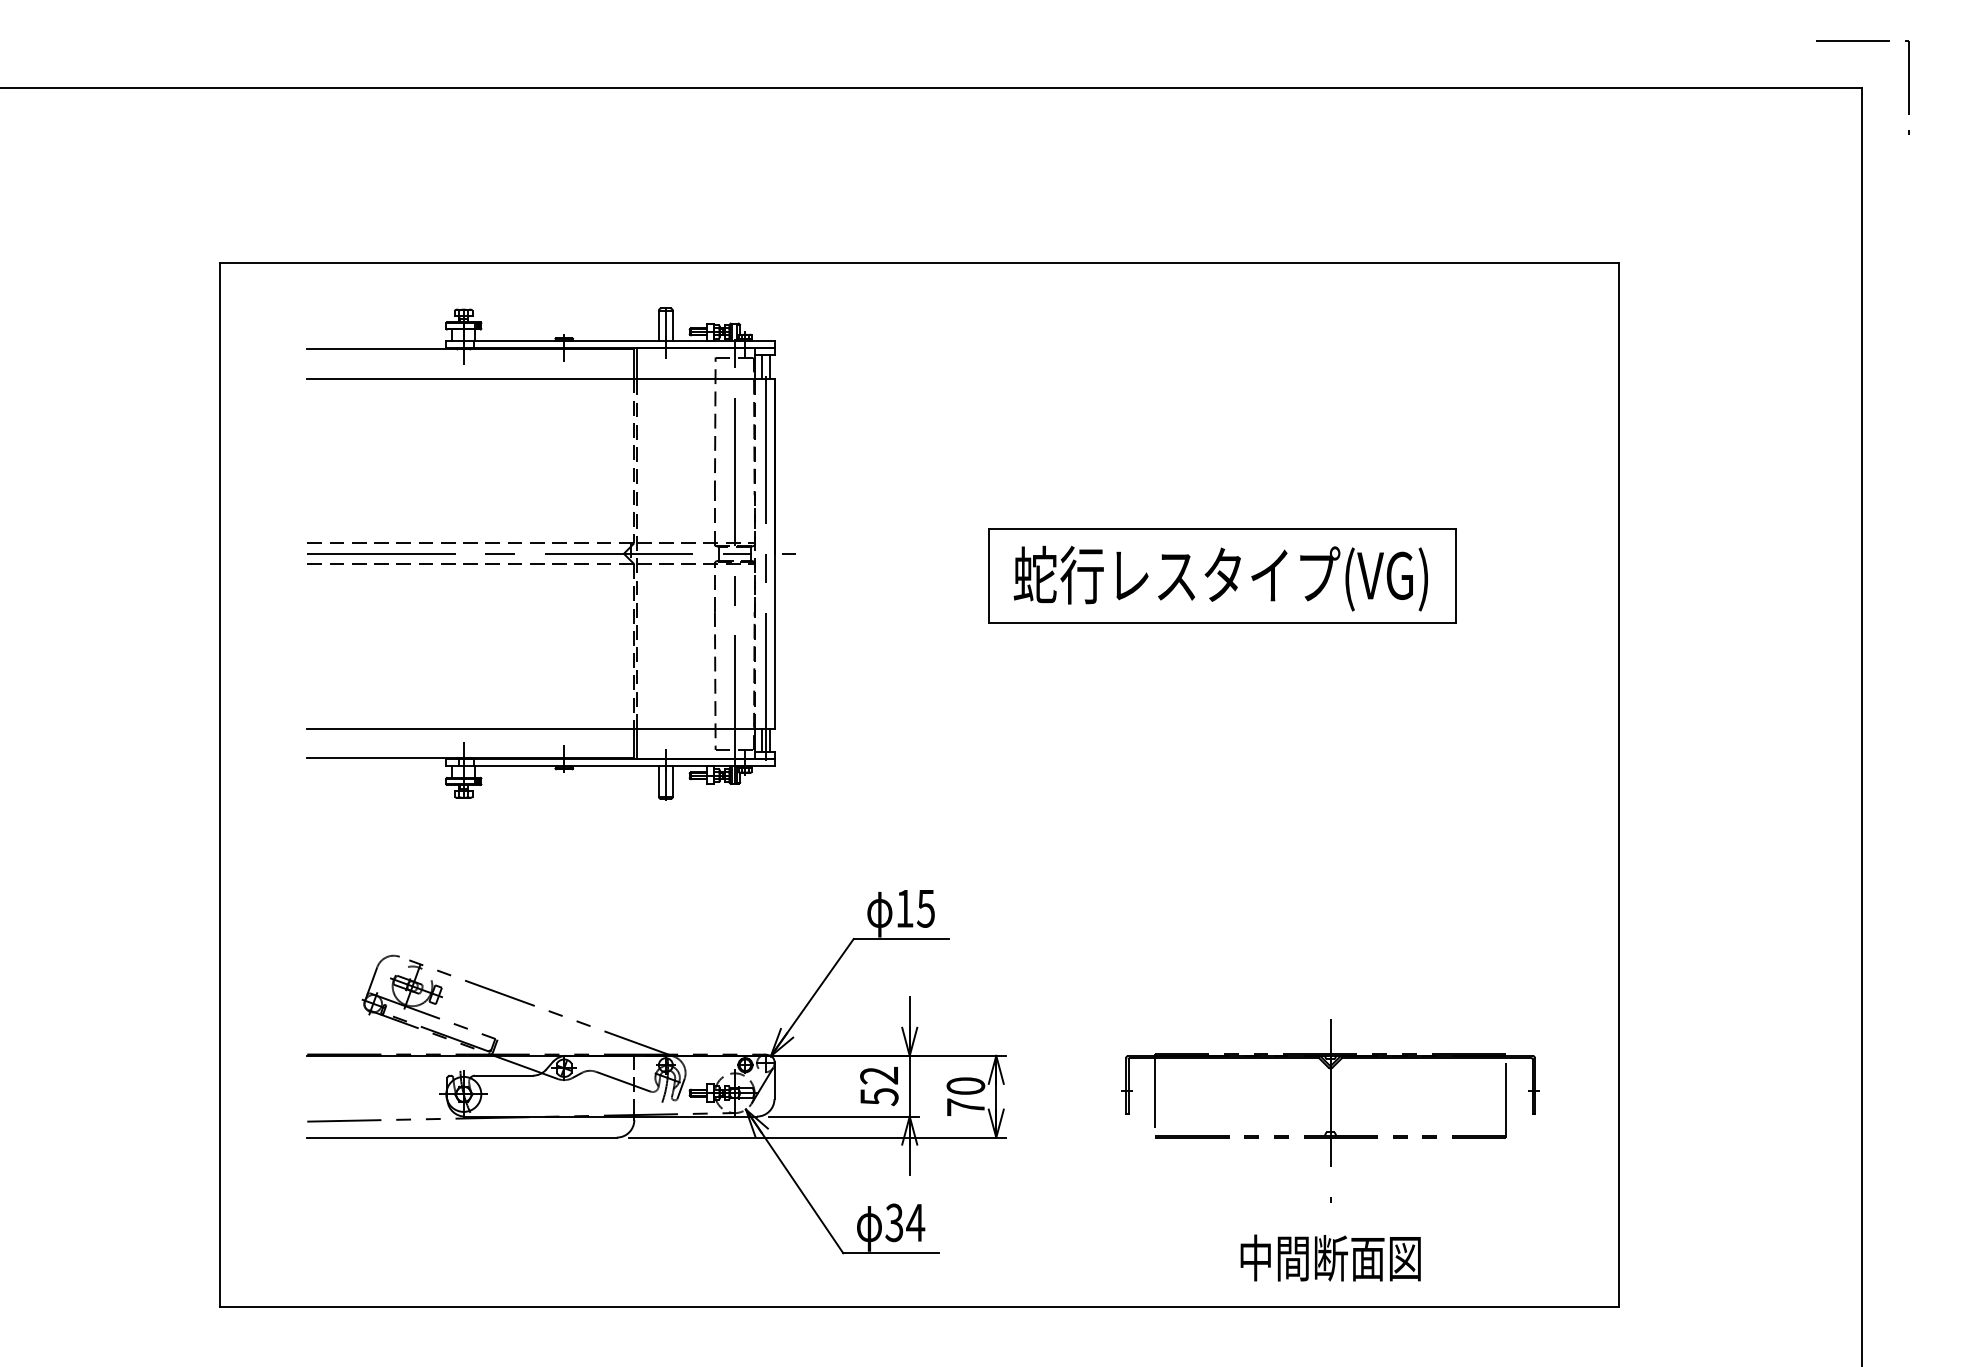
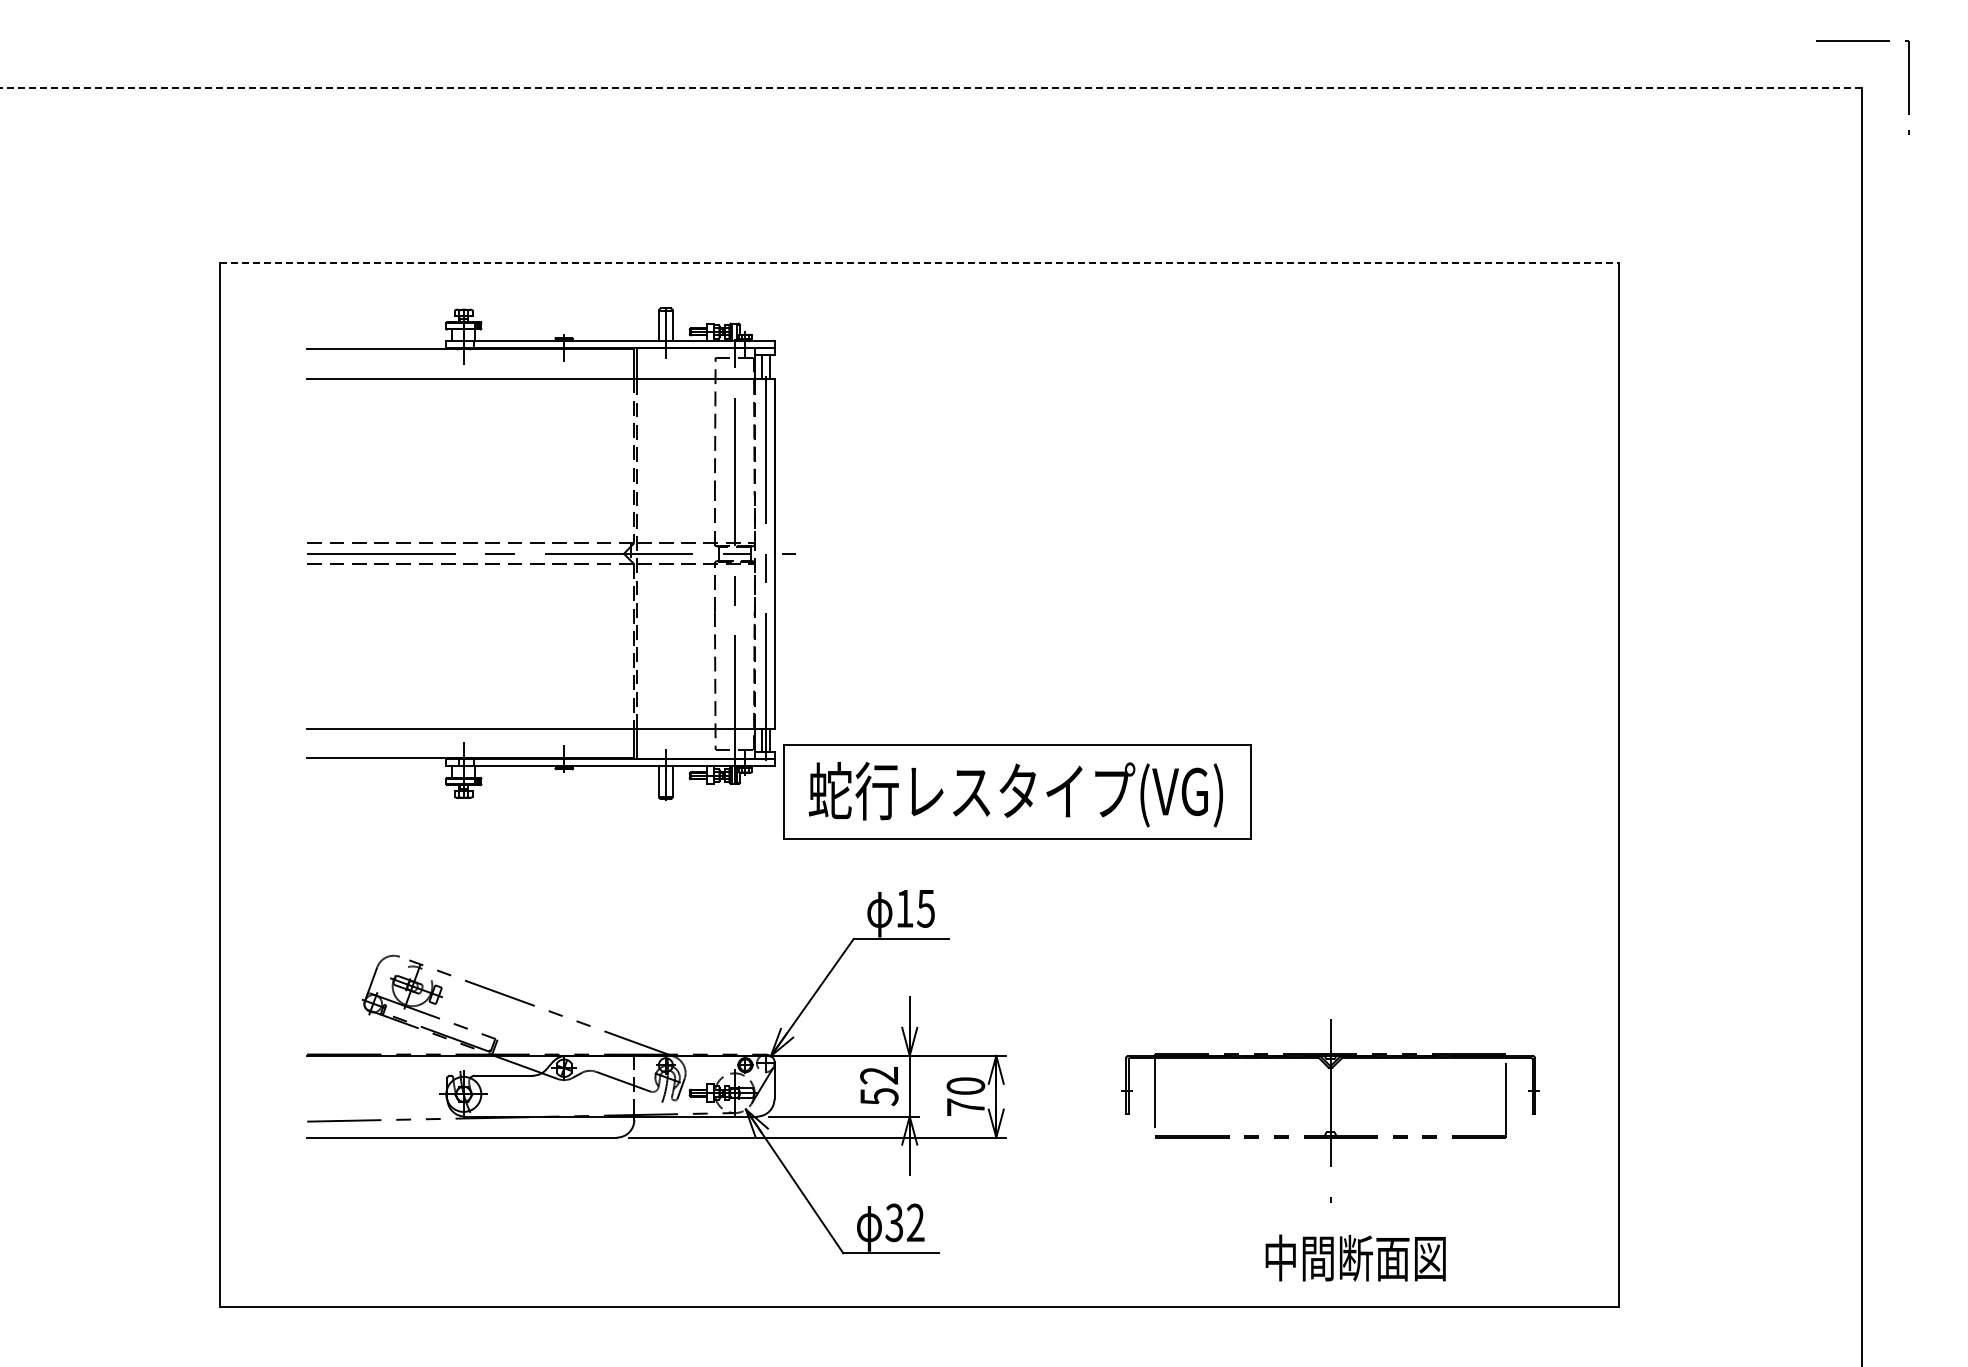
line: solid -> dashed (931, 87)
line: solid -> dashed (919, 263)
part position: (1222, 575) -> (1017, 791) (1017, 791)
text: 34 -> 32 (915, 1222)
text position: (1330, 1257) -> (1355, 1257) (1355, 1257)
